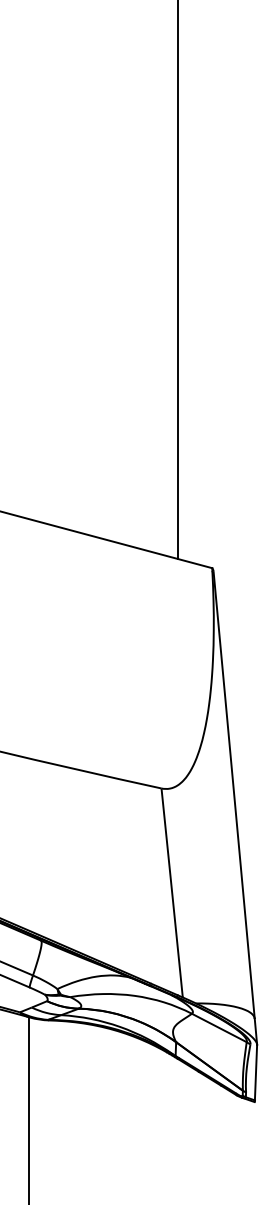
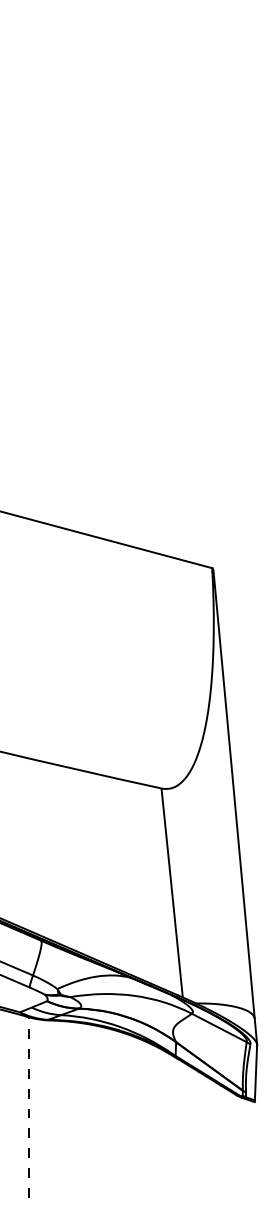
line: present -> none (177, 280)
line: solid -> dashed (29, 1110)
